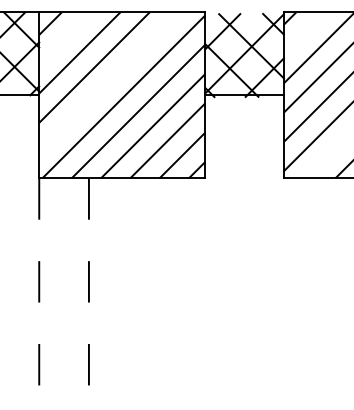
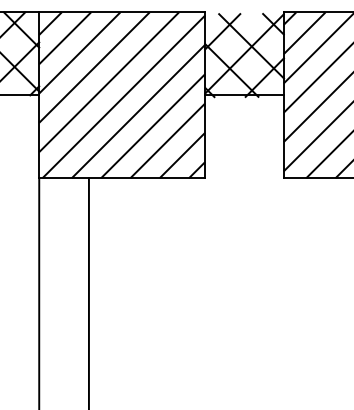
line: none -> present (304, 33)
line: none -> present (65, 38)
line: none -> present (108, 82)
line: none -> present (328, 155)
line: dashed -> solid (39, 294)
line: dashed -> solid (88, 294)
